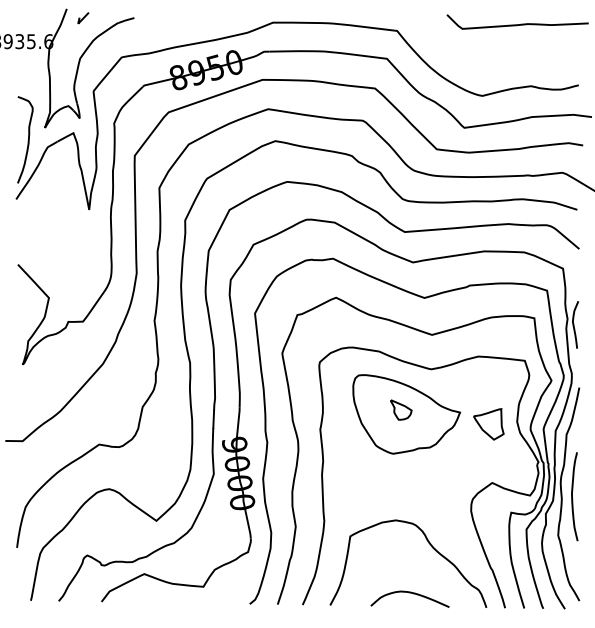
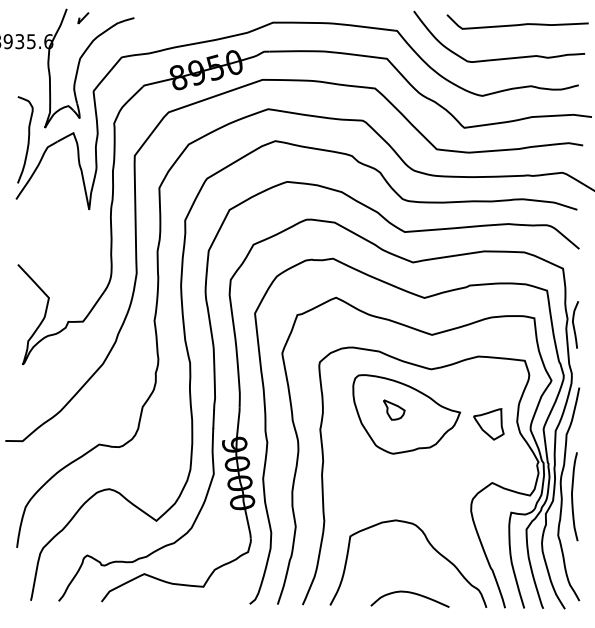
curve: none -> present (499, 58)
part position: (401, 409) -> (394, 409) (394, 409)
